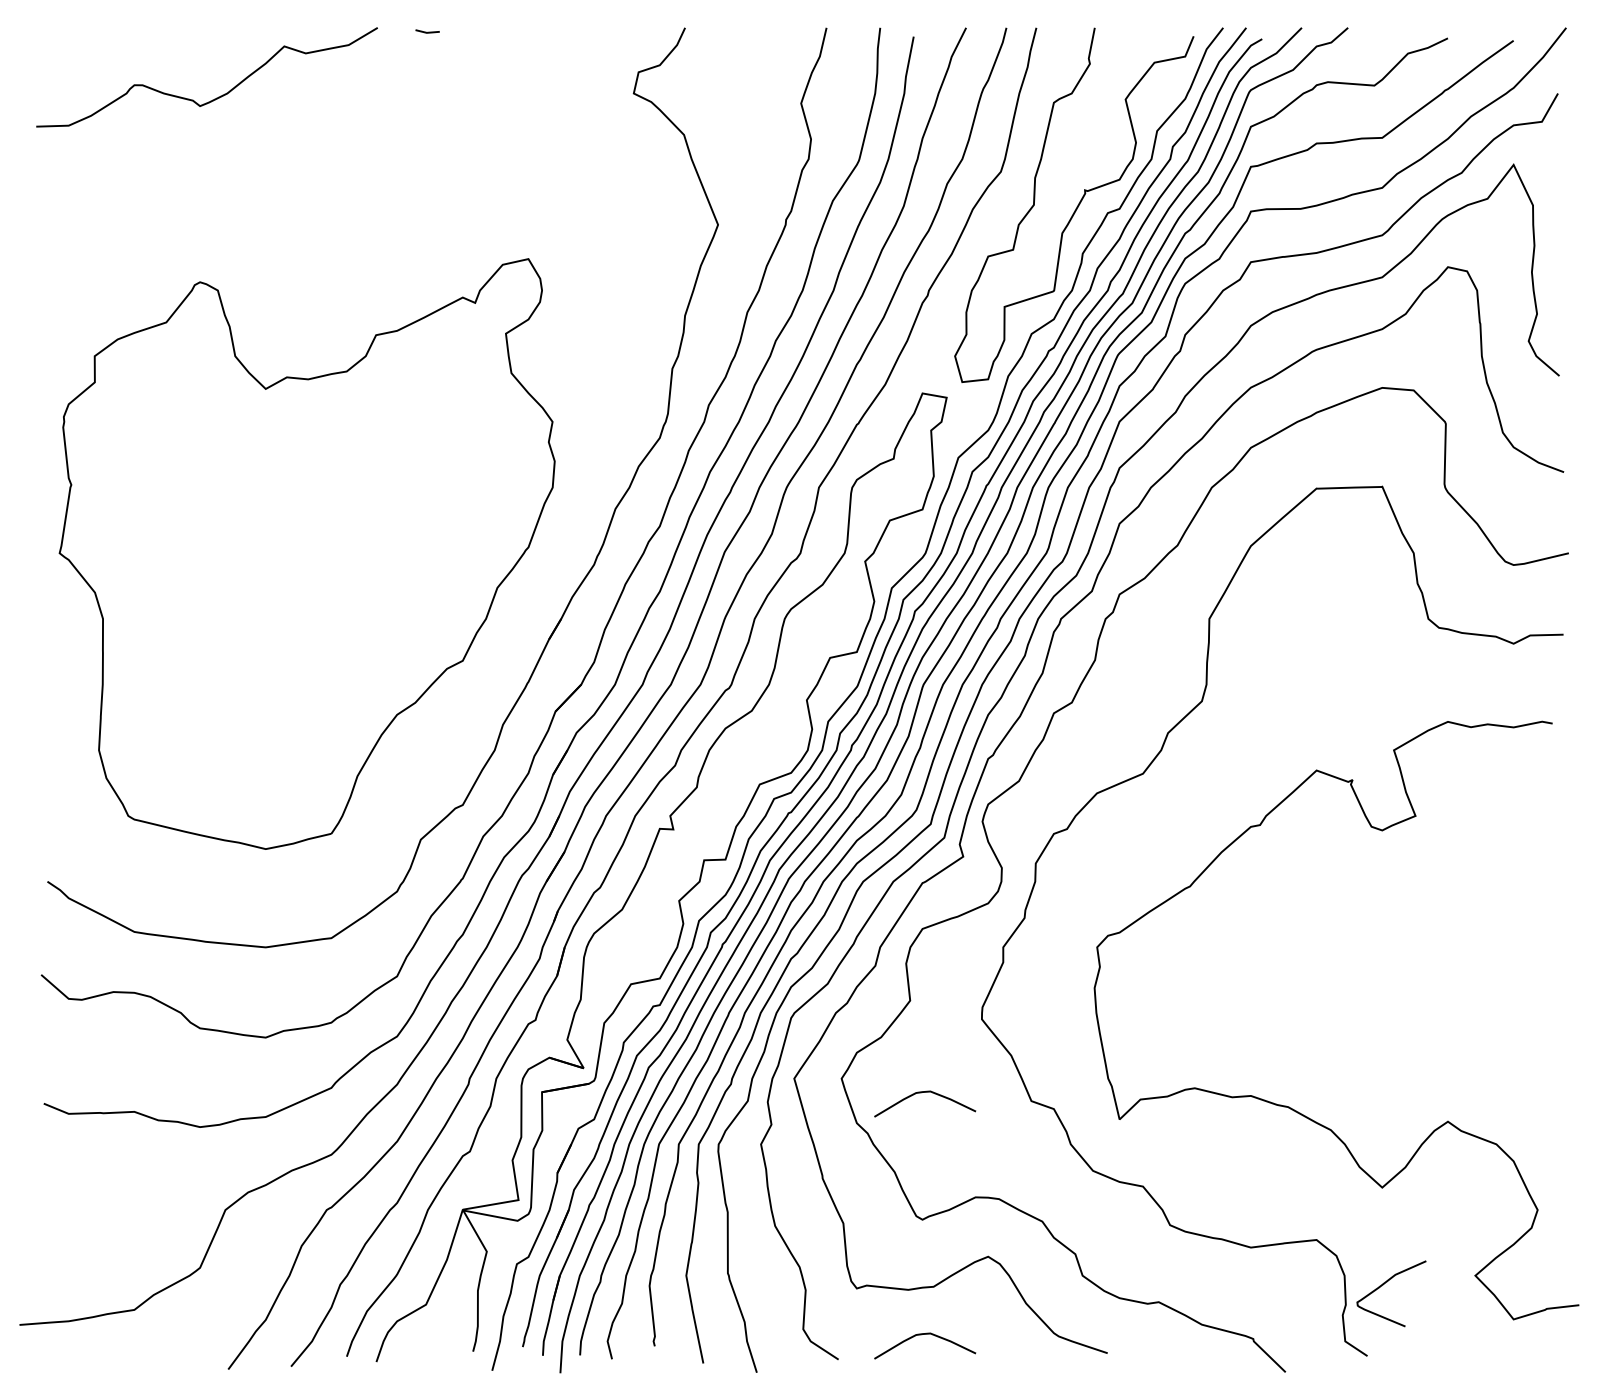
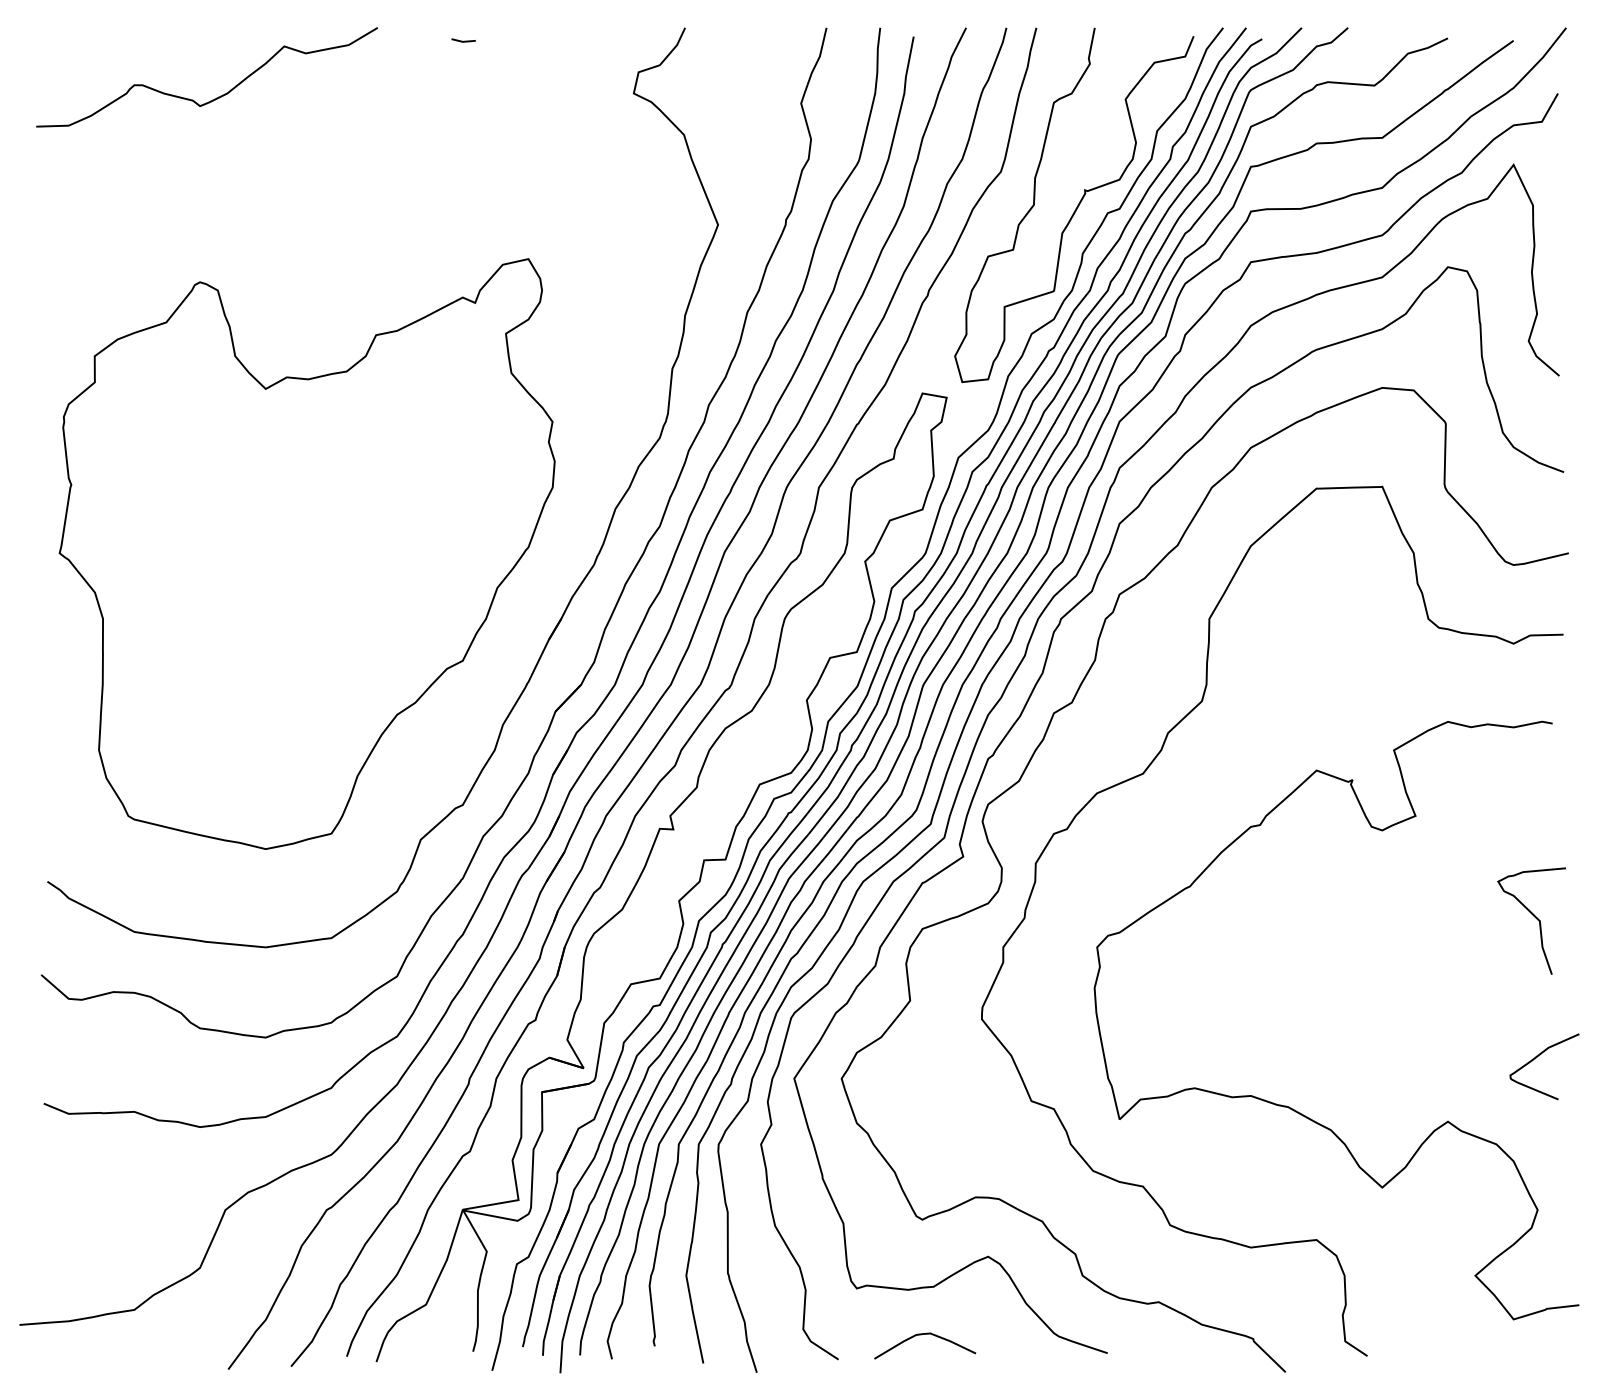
line position: (427, 31) -> (463, 40) (463, 40)
curve: none -> present (1534, 917)
curve: present -> none (921, 1093)
curve position: (1383, 1285) -> (1536, 1058) (1536, 1058)
